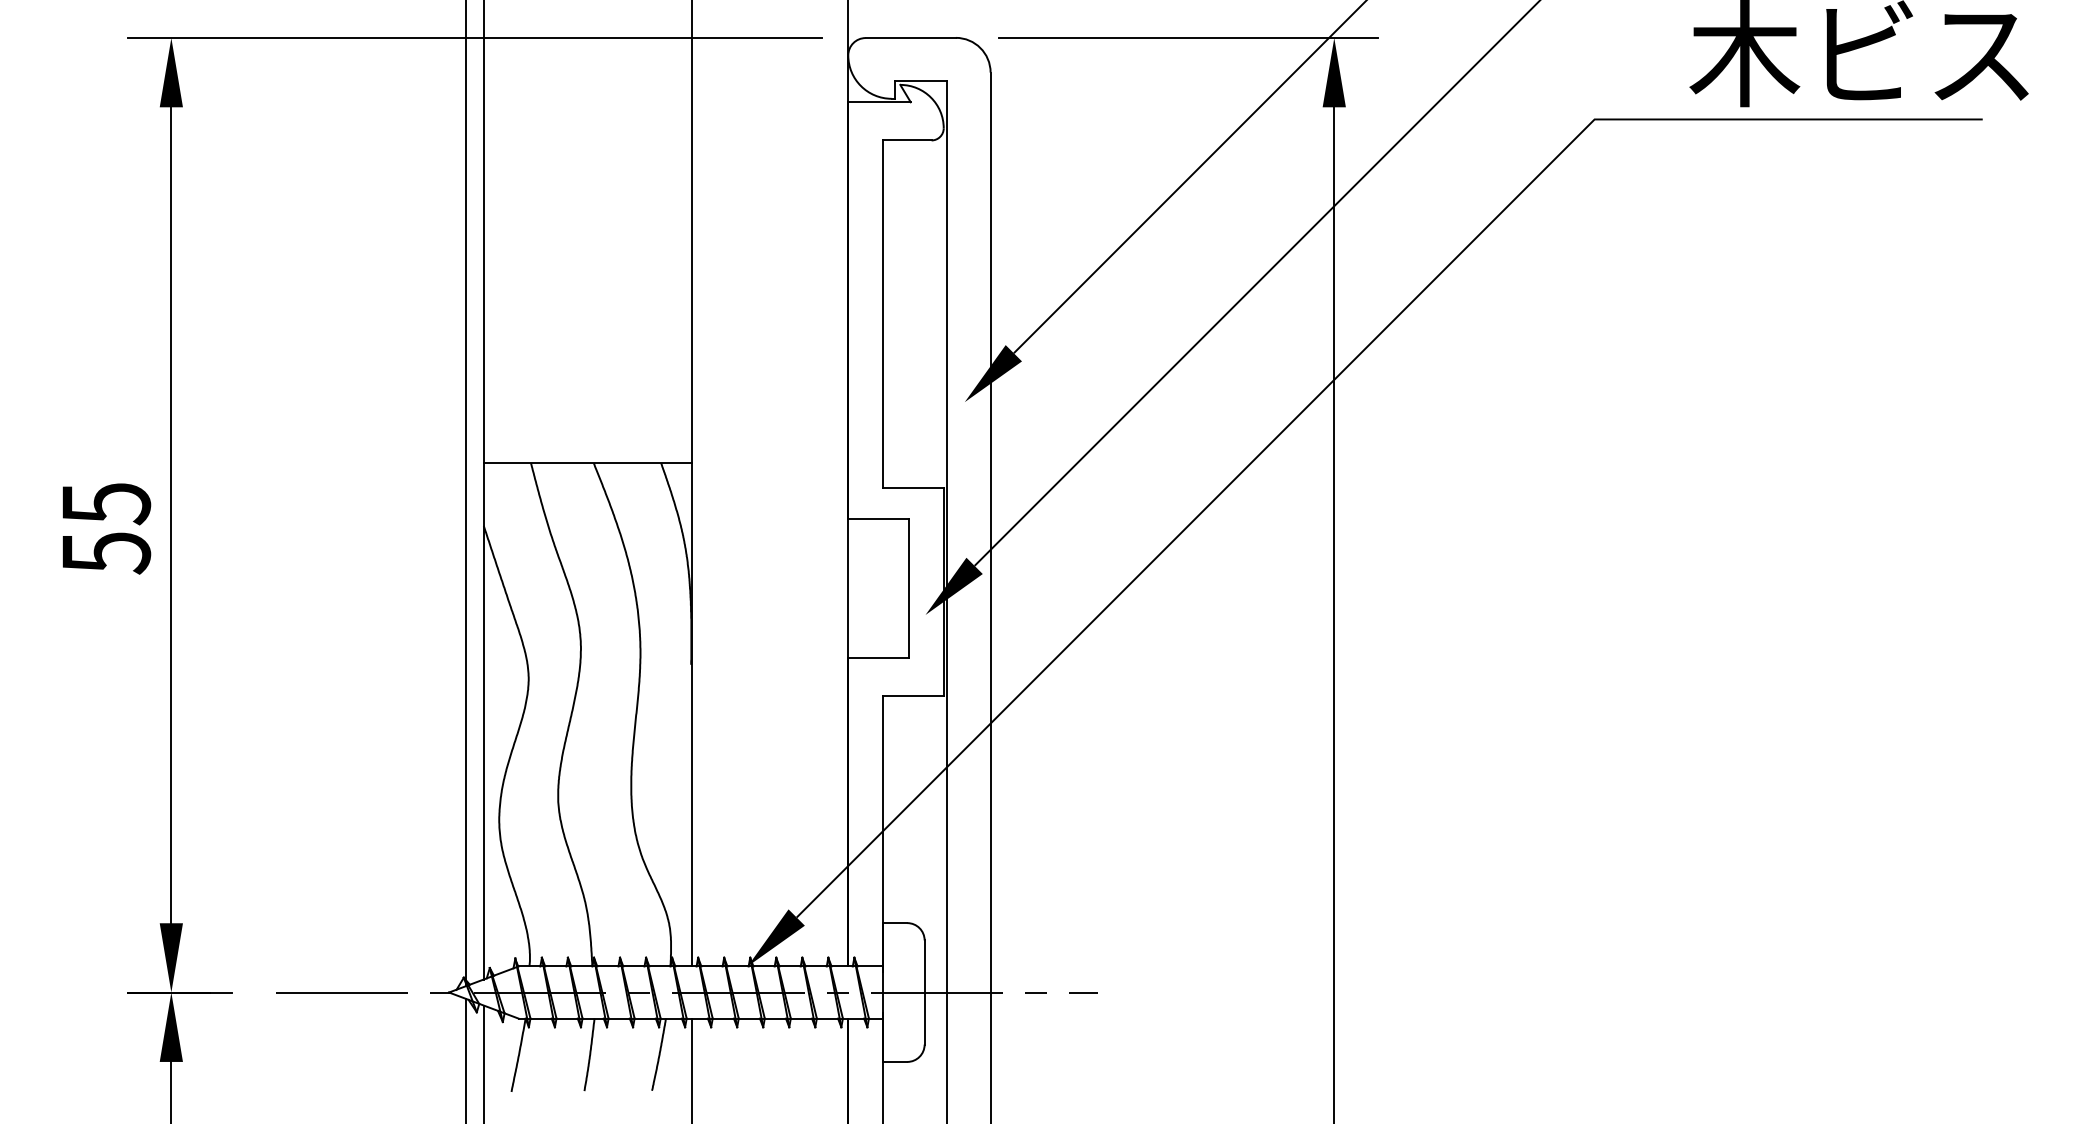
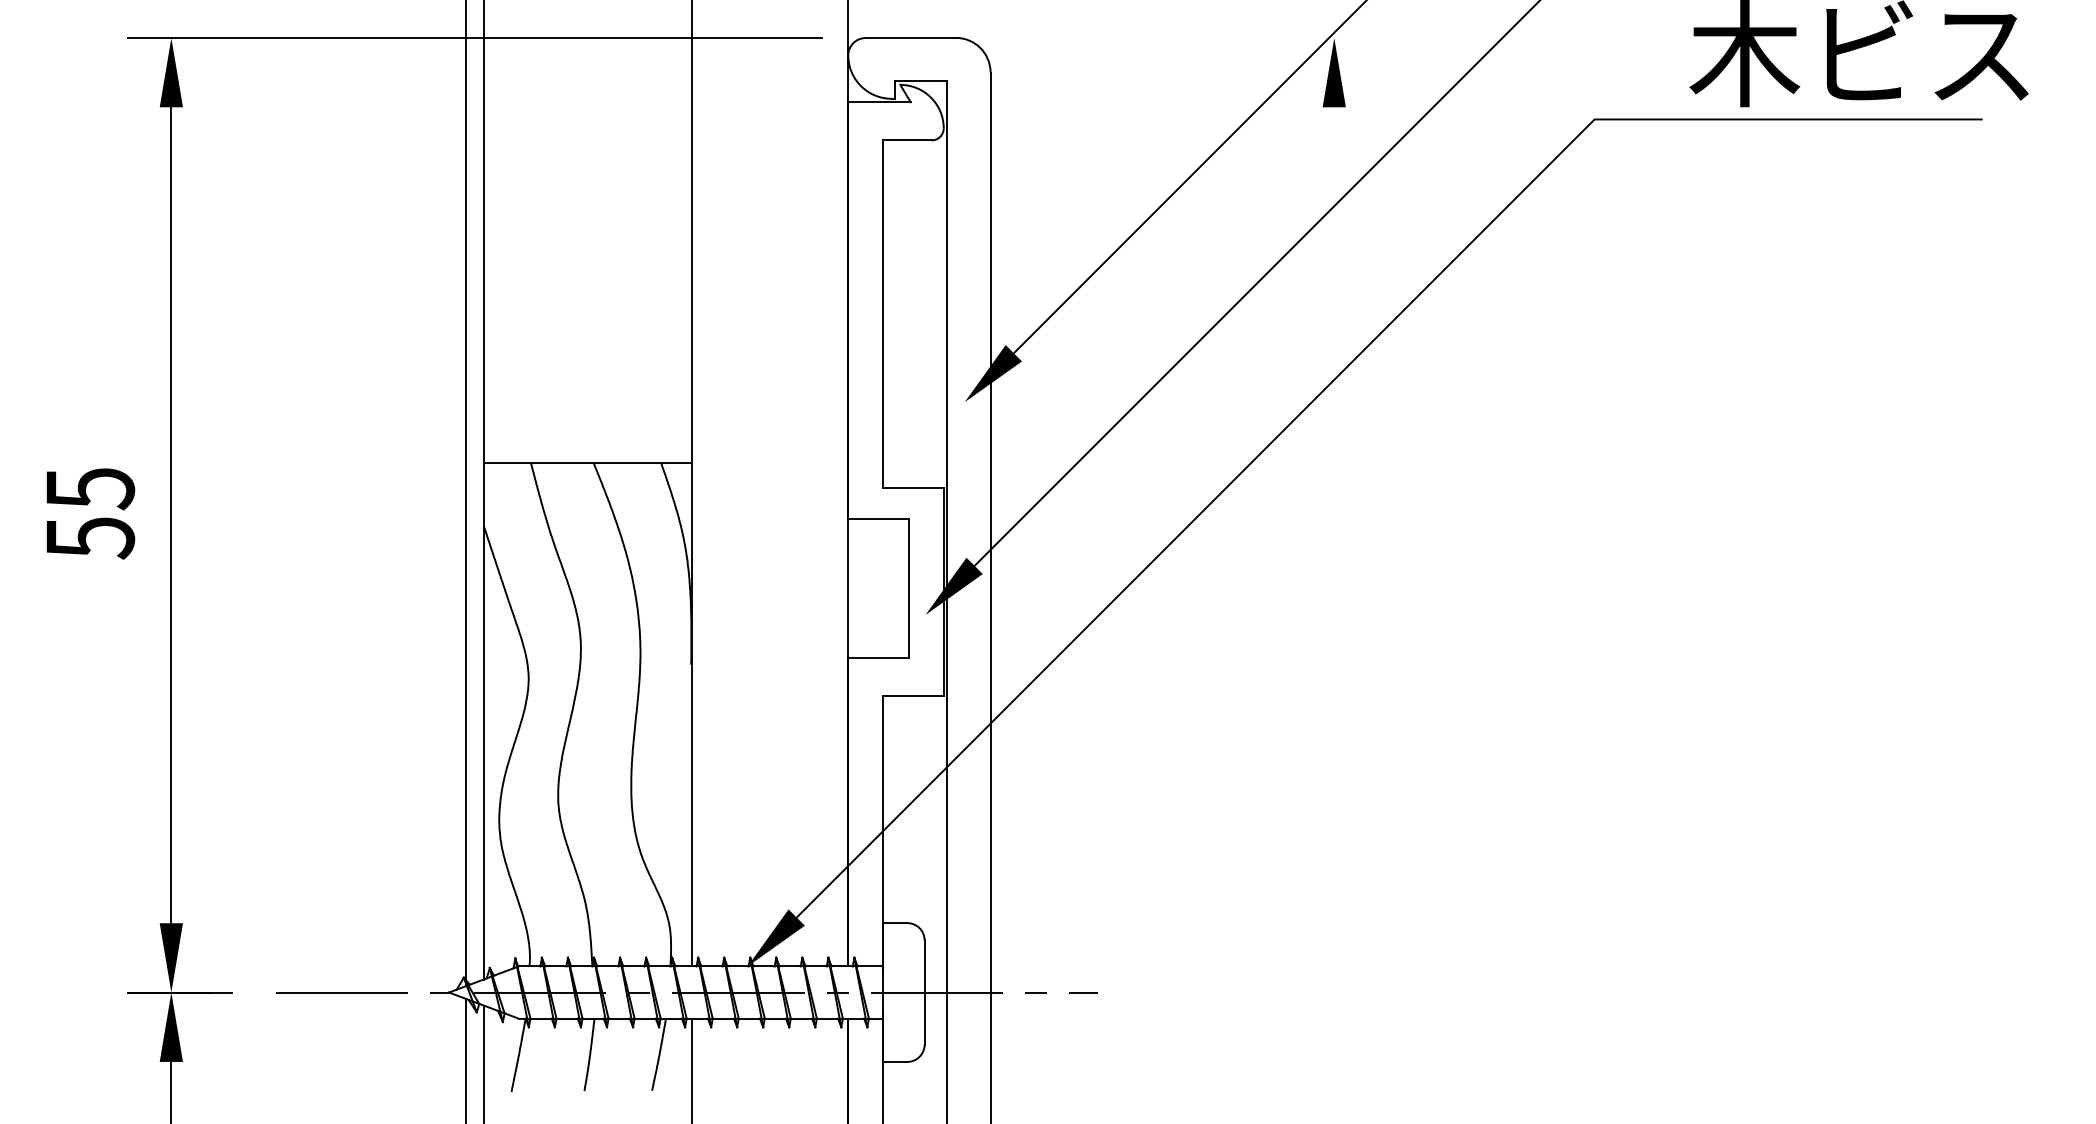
line: present -> none (1188, 38)
text position: (106, 528) -> (90, 513) (90, 513)
line: present -> none (1334, 613)
